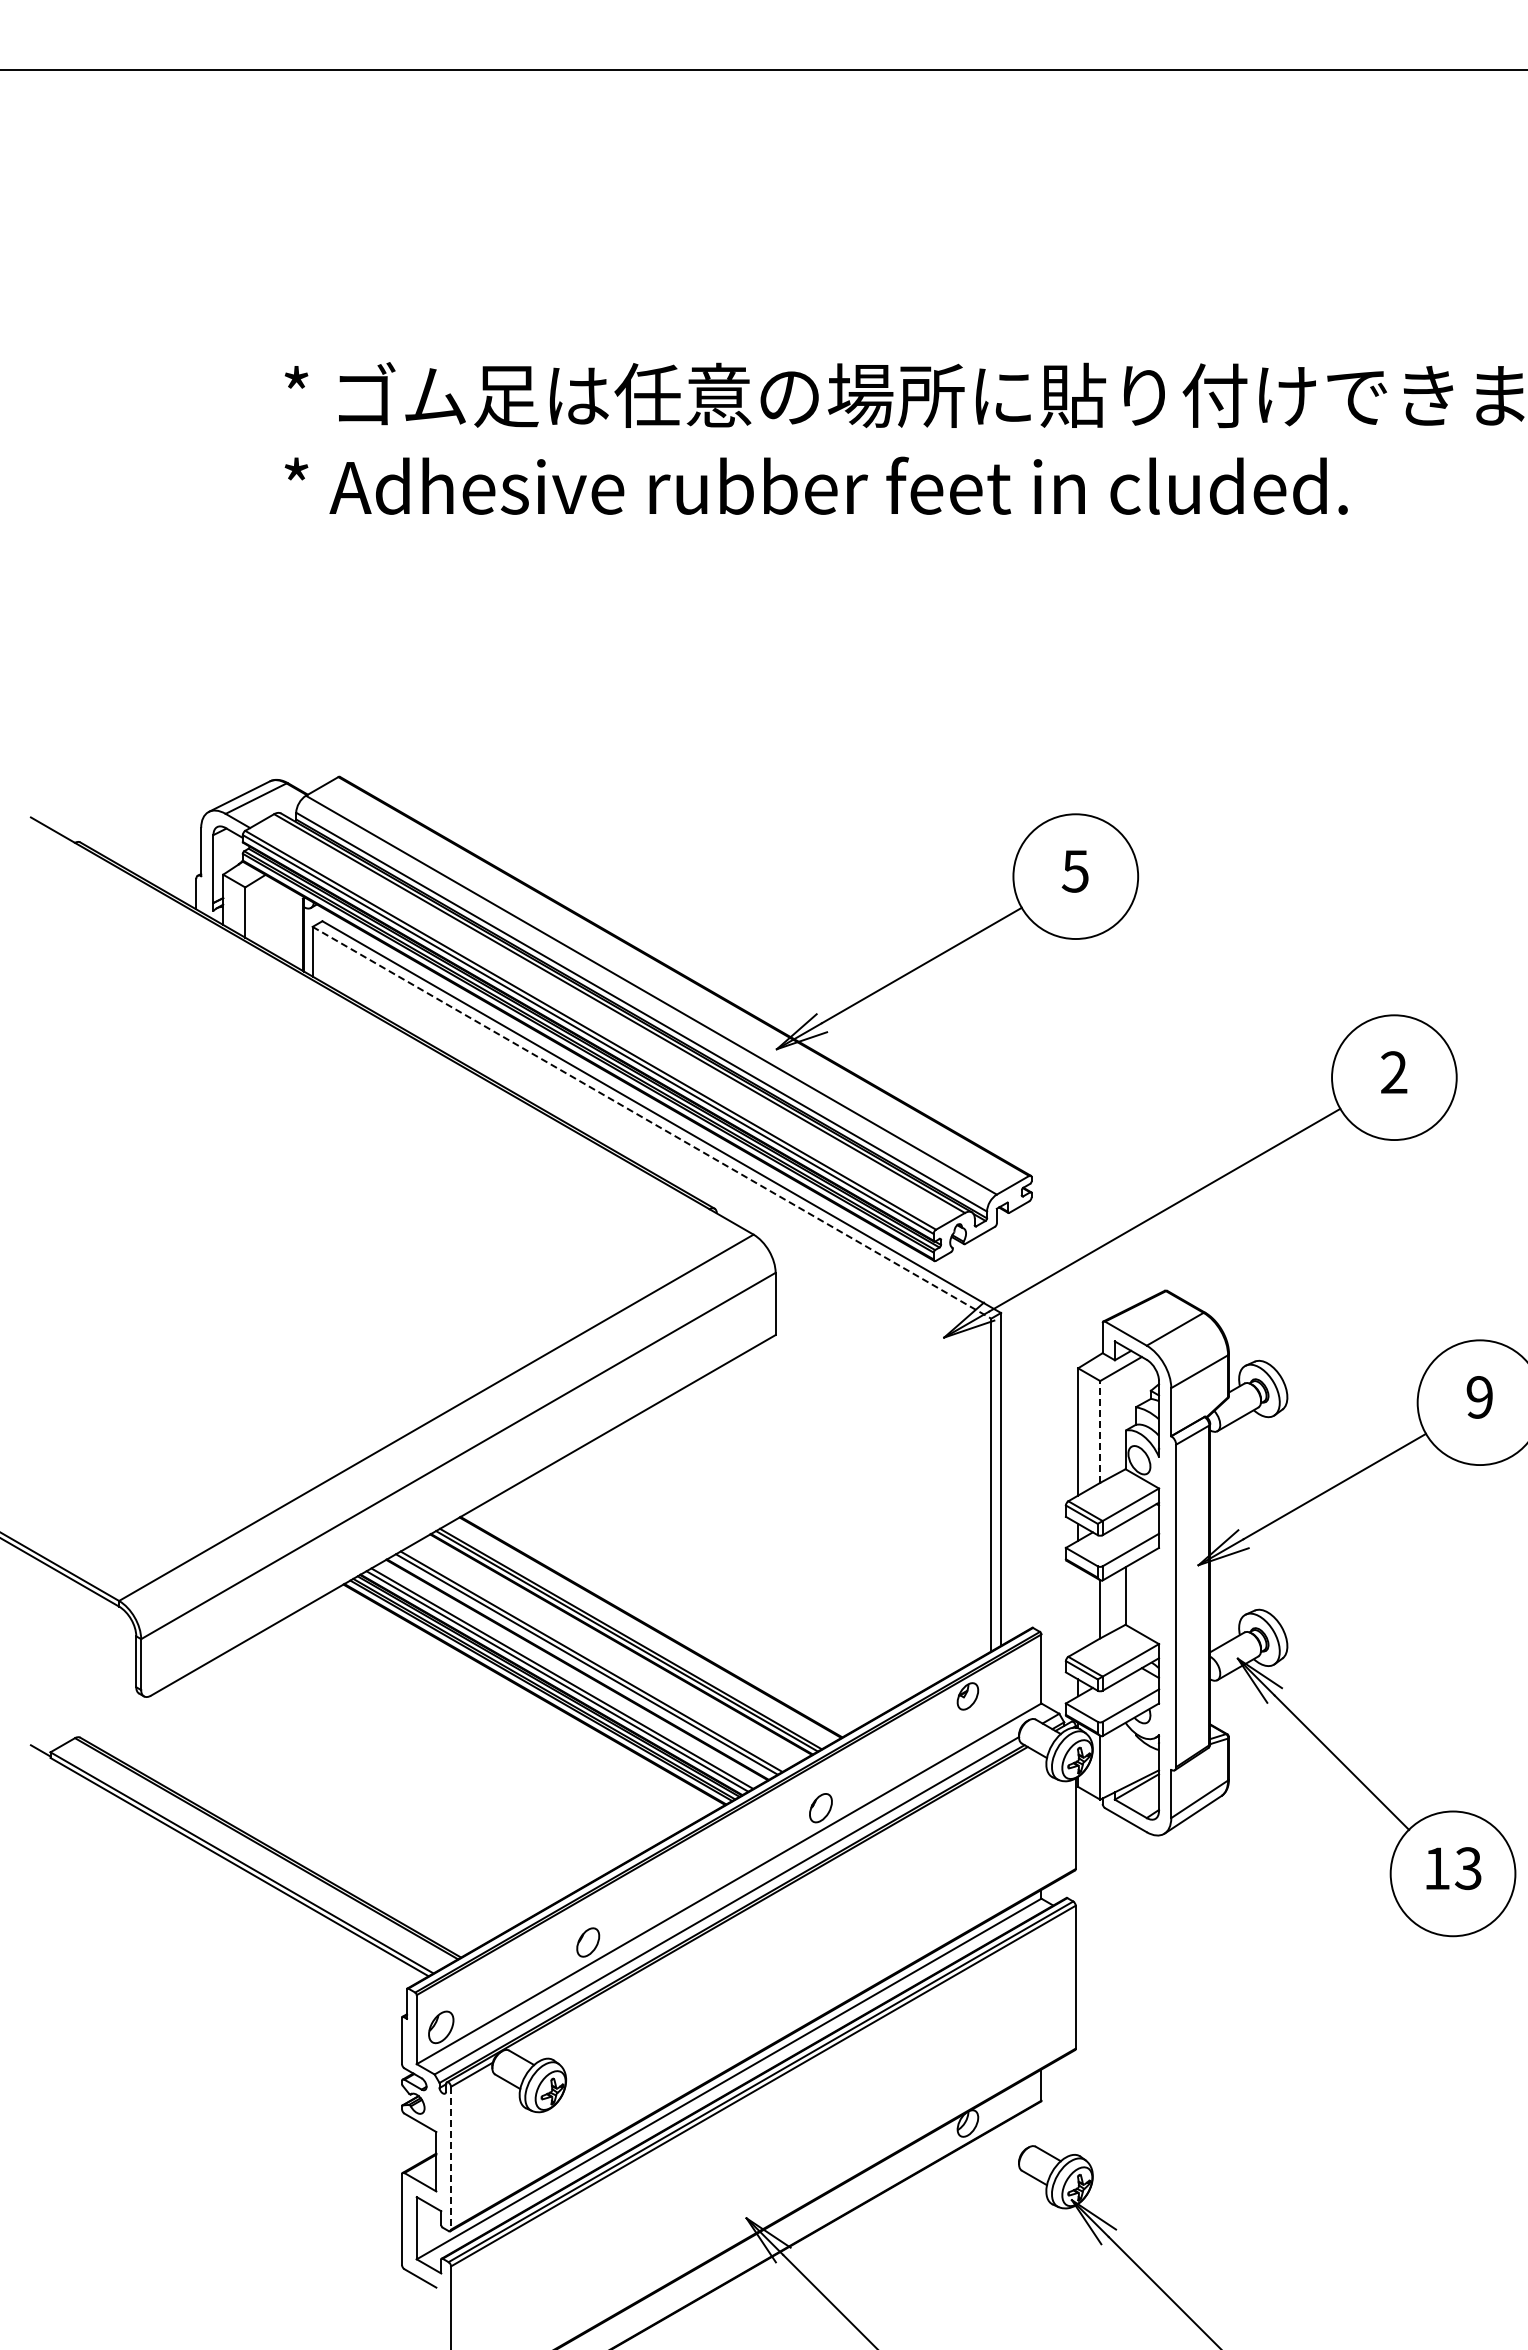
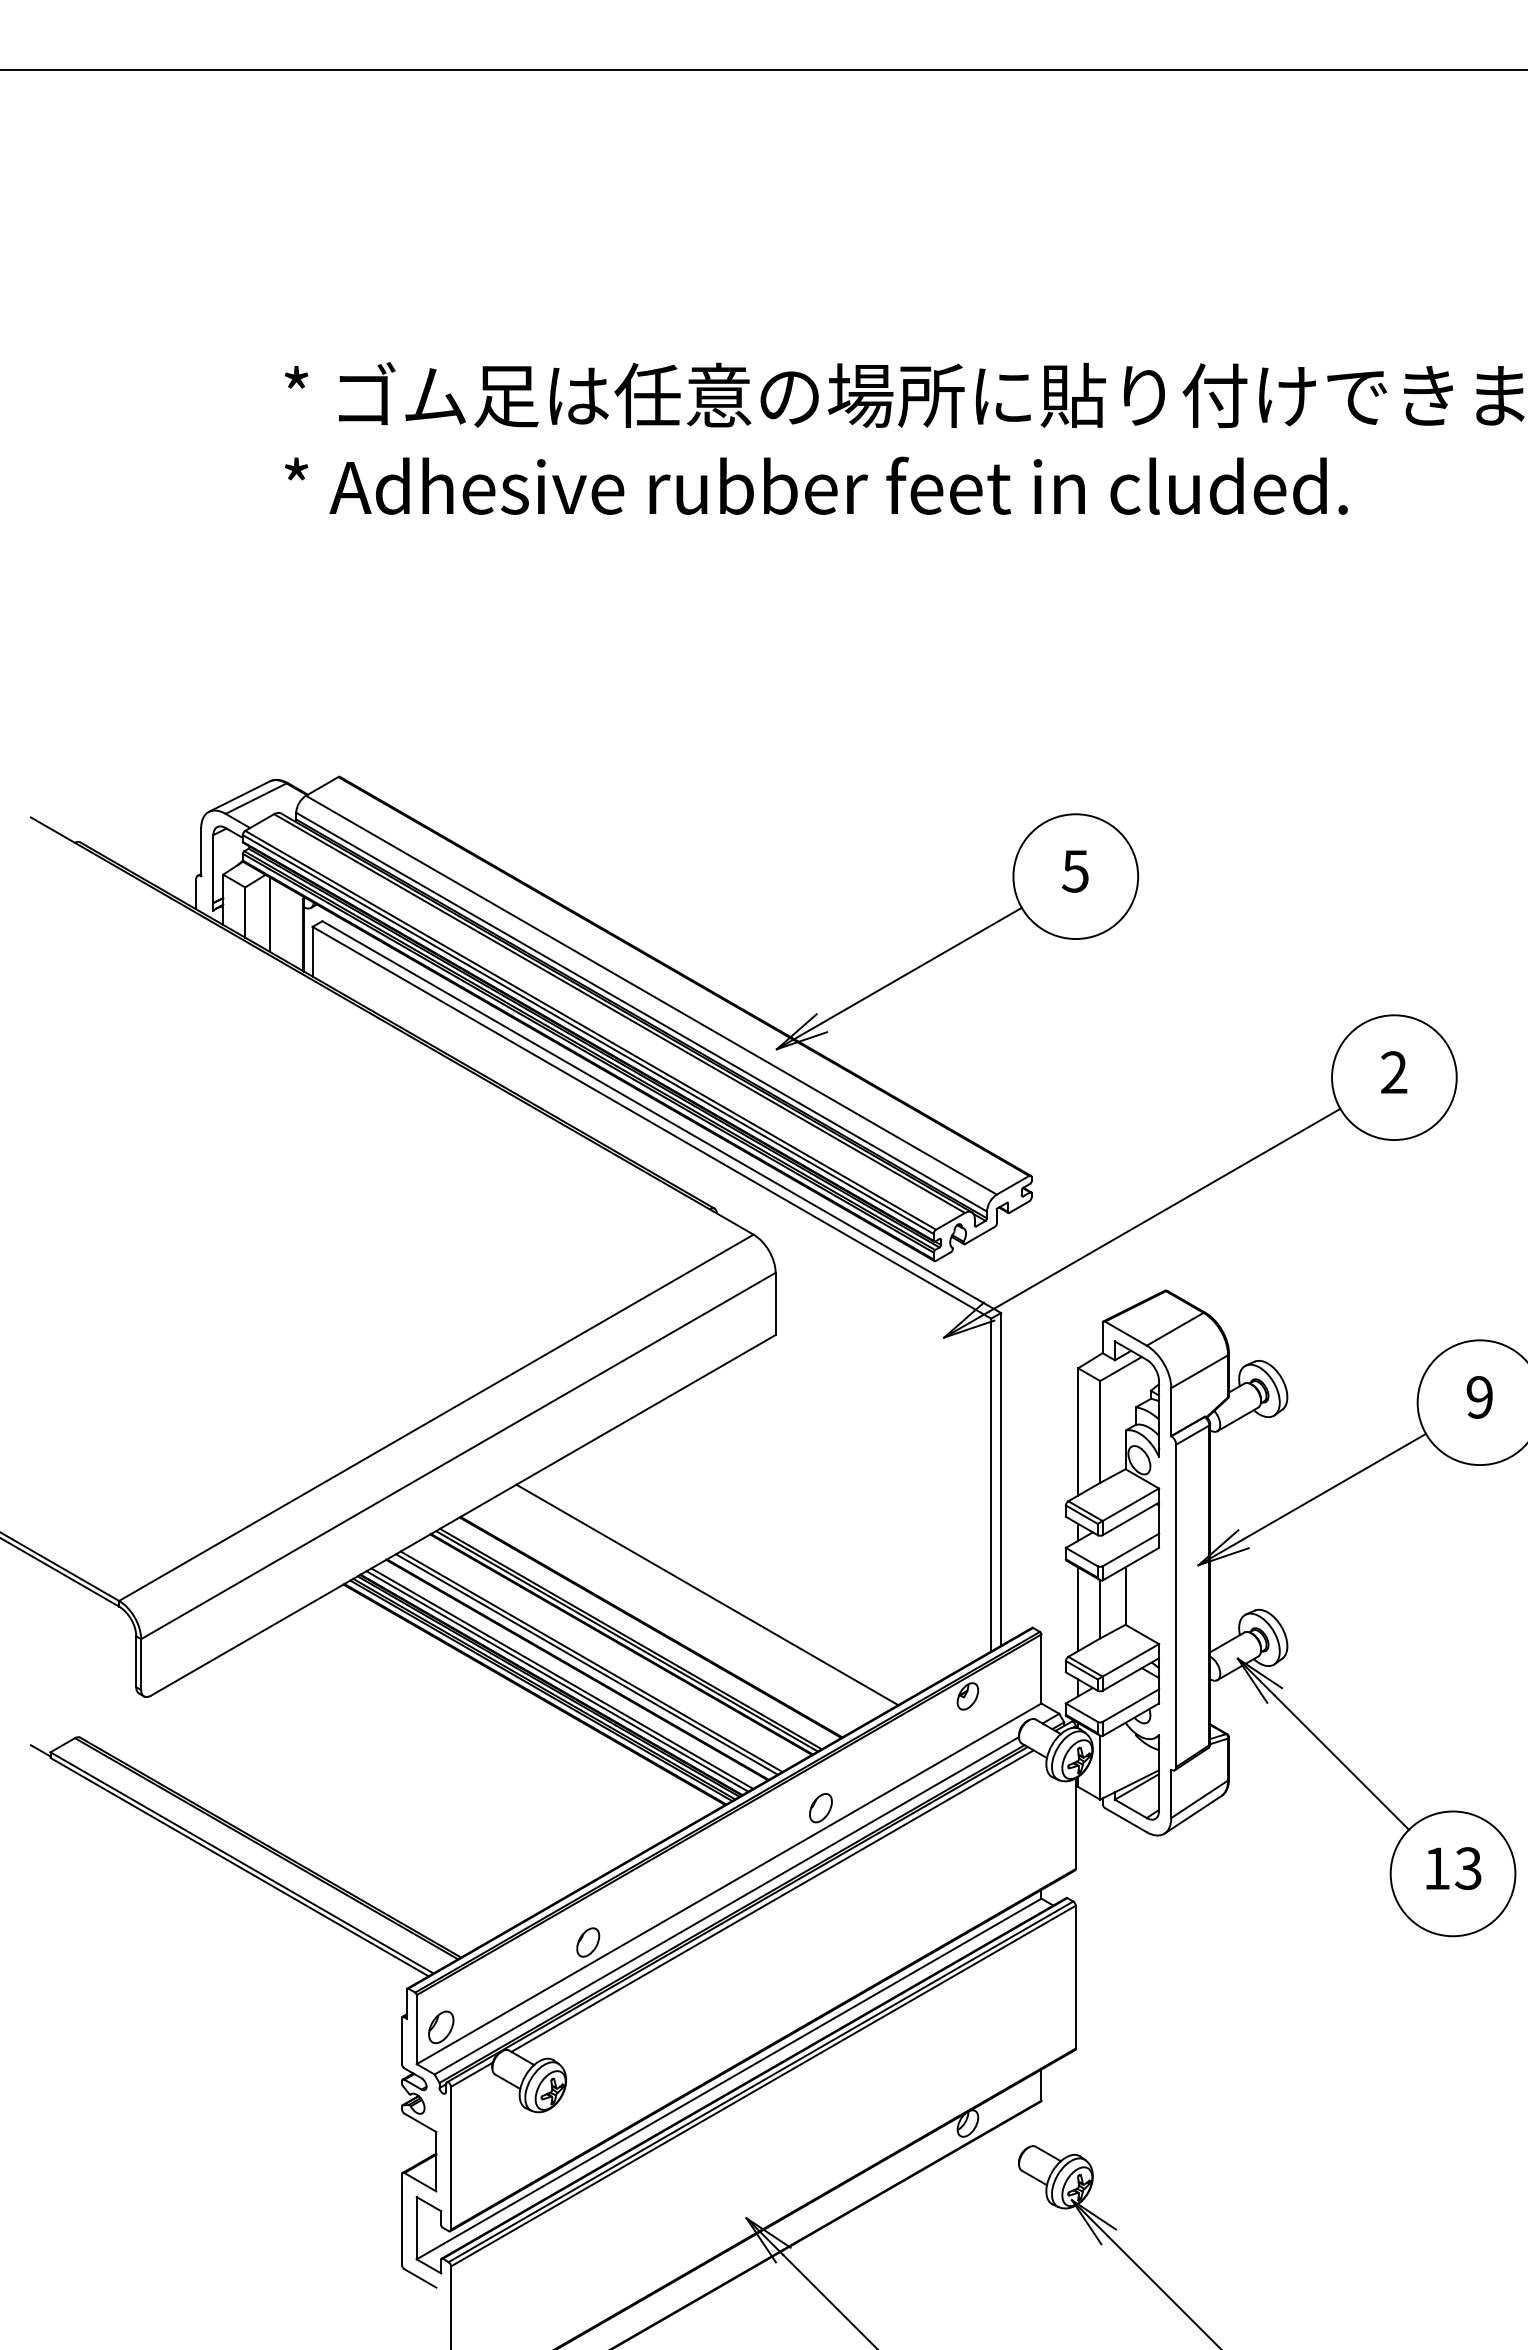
line: none -> present (269, 914)
line: dashed -> solid (651, 1122)
line: dashed -> solid (1100, 1431)
line: none -> present (707, 1594)
line: none -> present (1078, 1609)
line: none -> present (772, 1900)
line: dashed -> solid (451, 2158)
